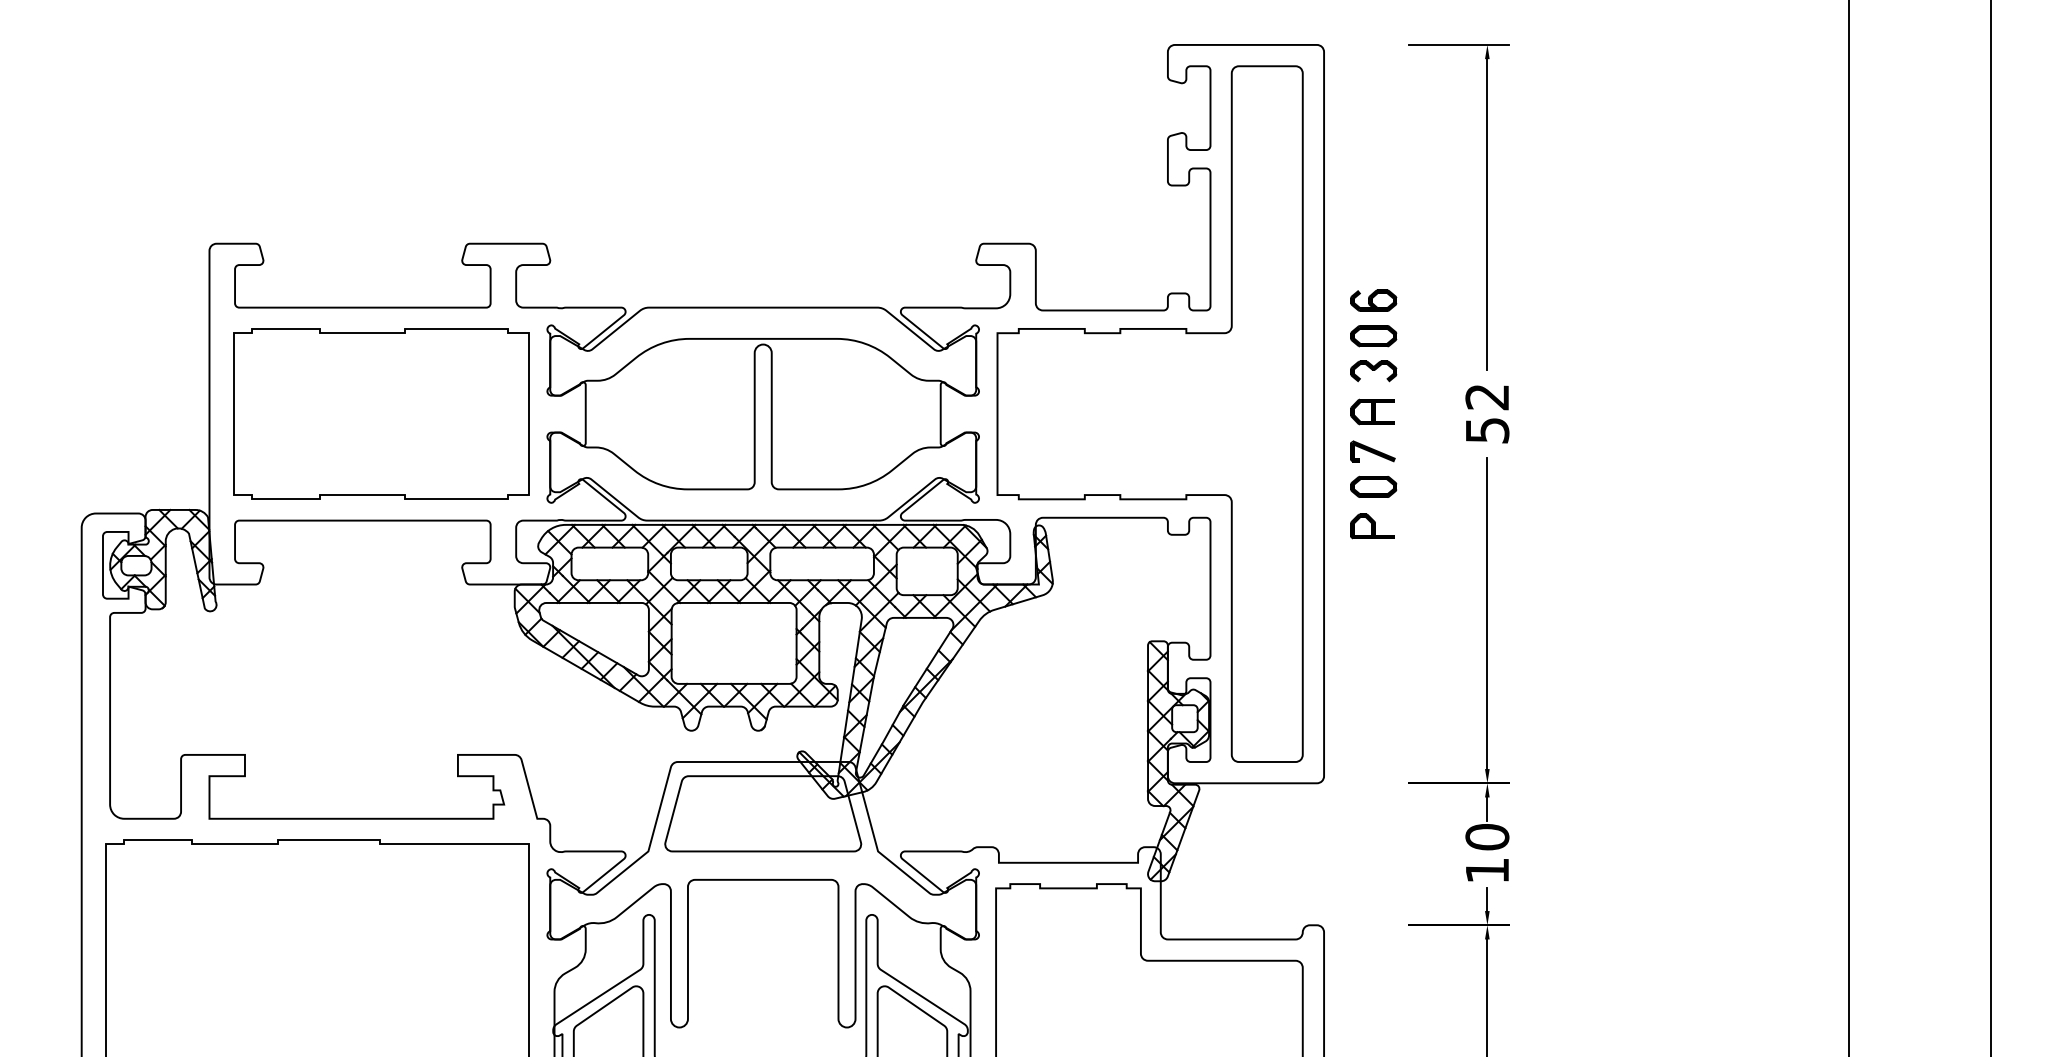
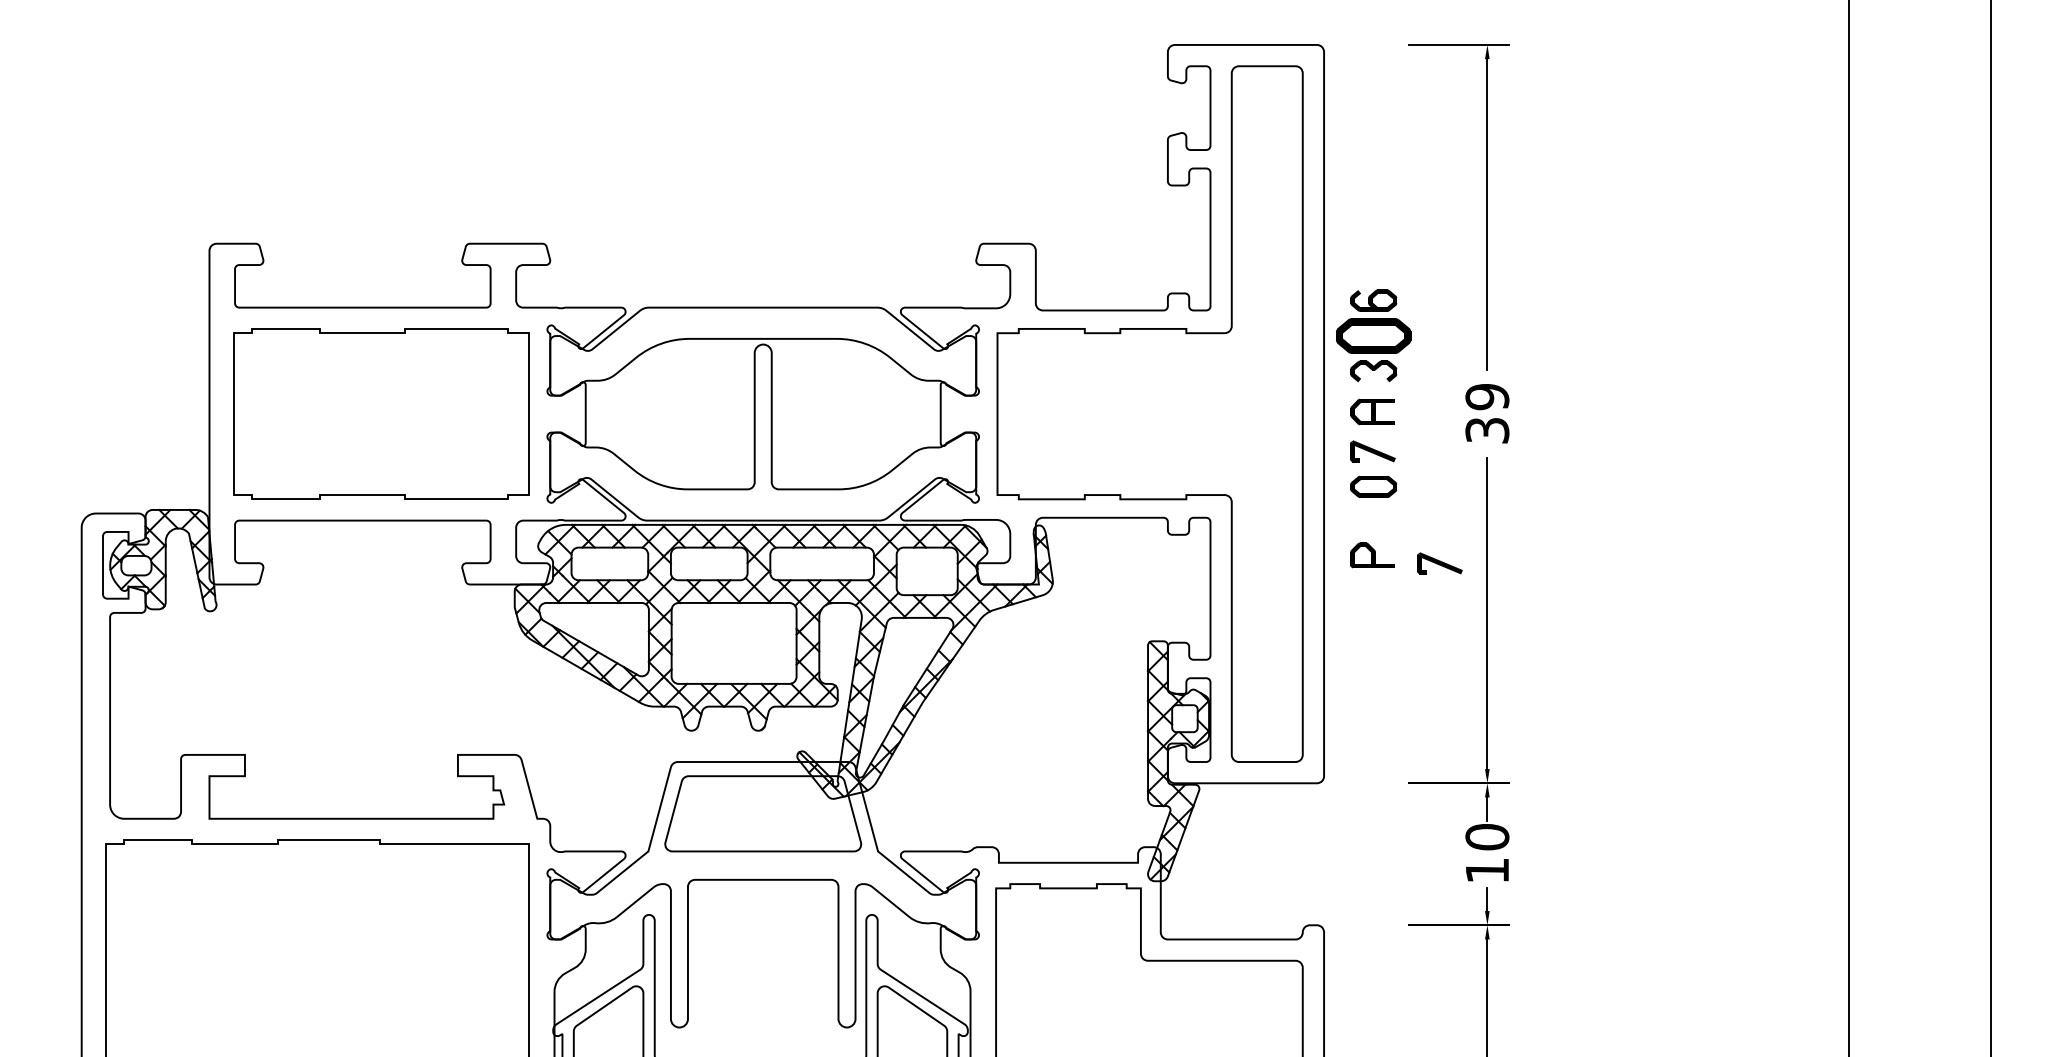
part size: 48x23 px -> 76x36 px (1373, 335)
text: 52 -> 39 (1487, 413)
part position: (1372, 526) -> (1372, 555) (1372, 555)
part: none -> present (1439, 563)
